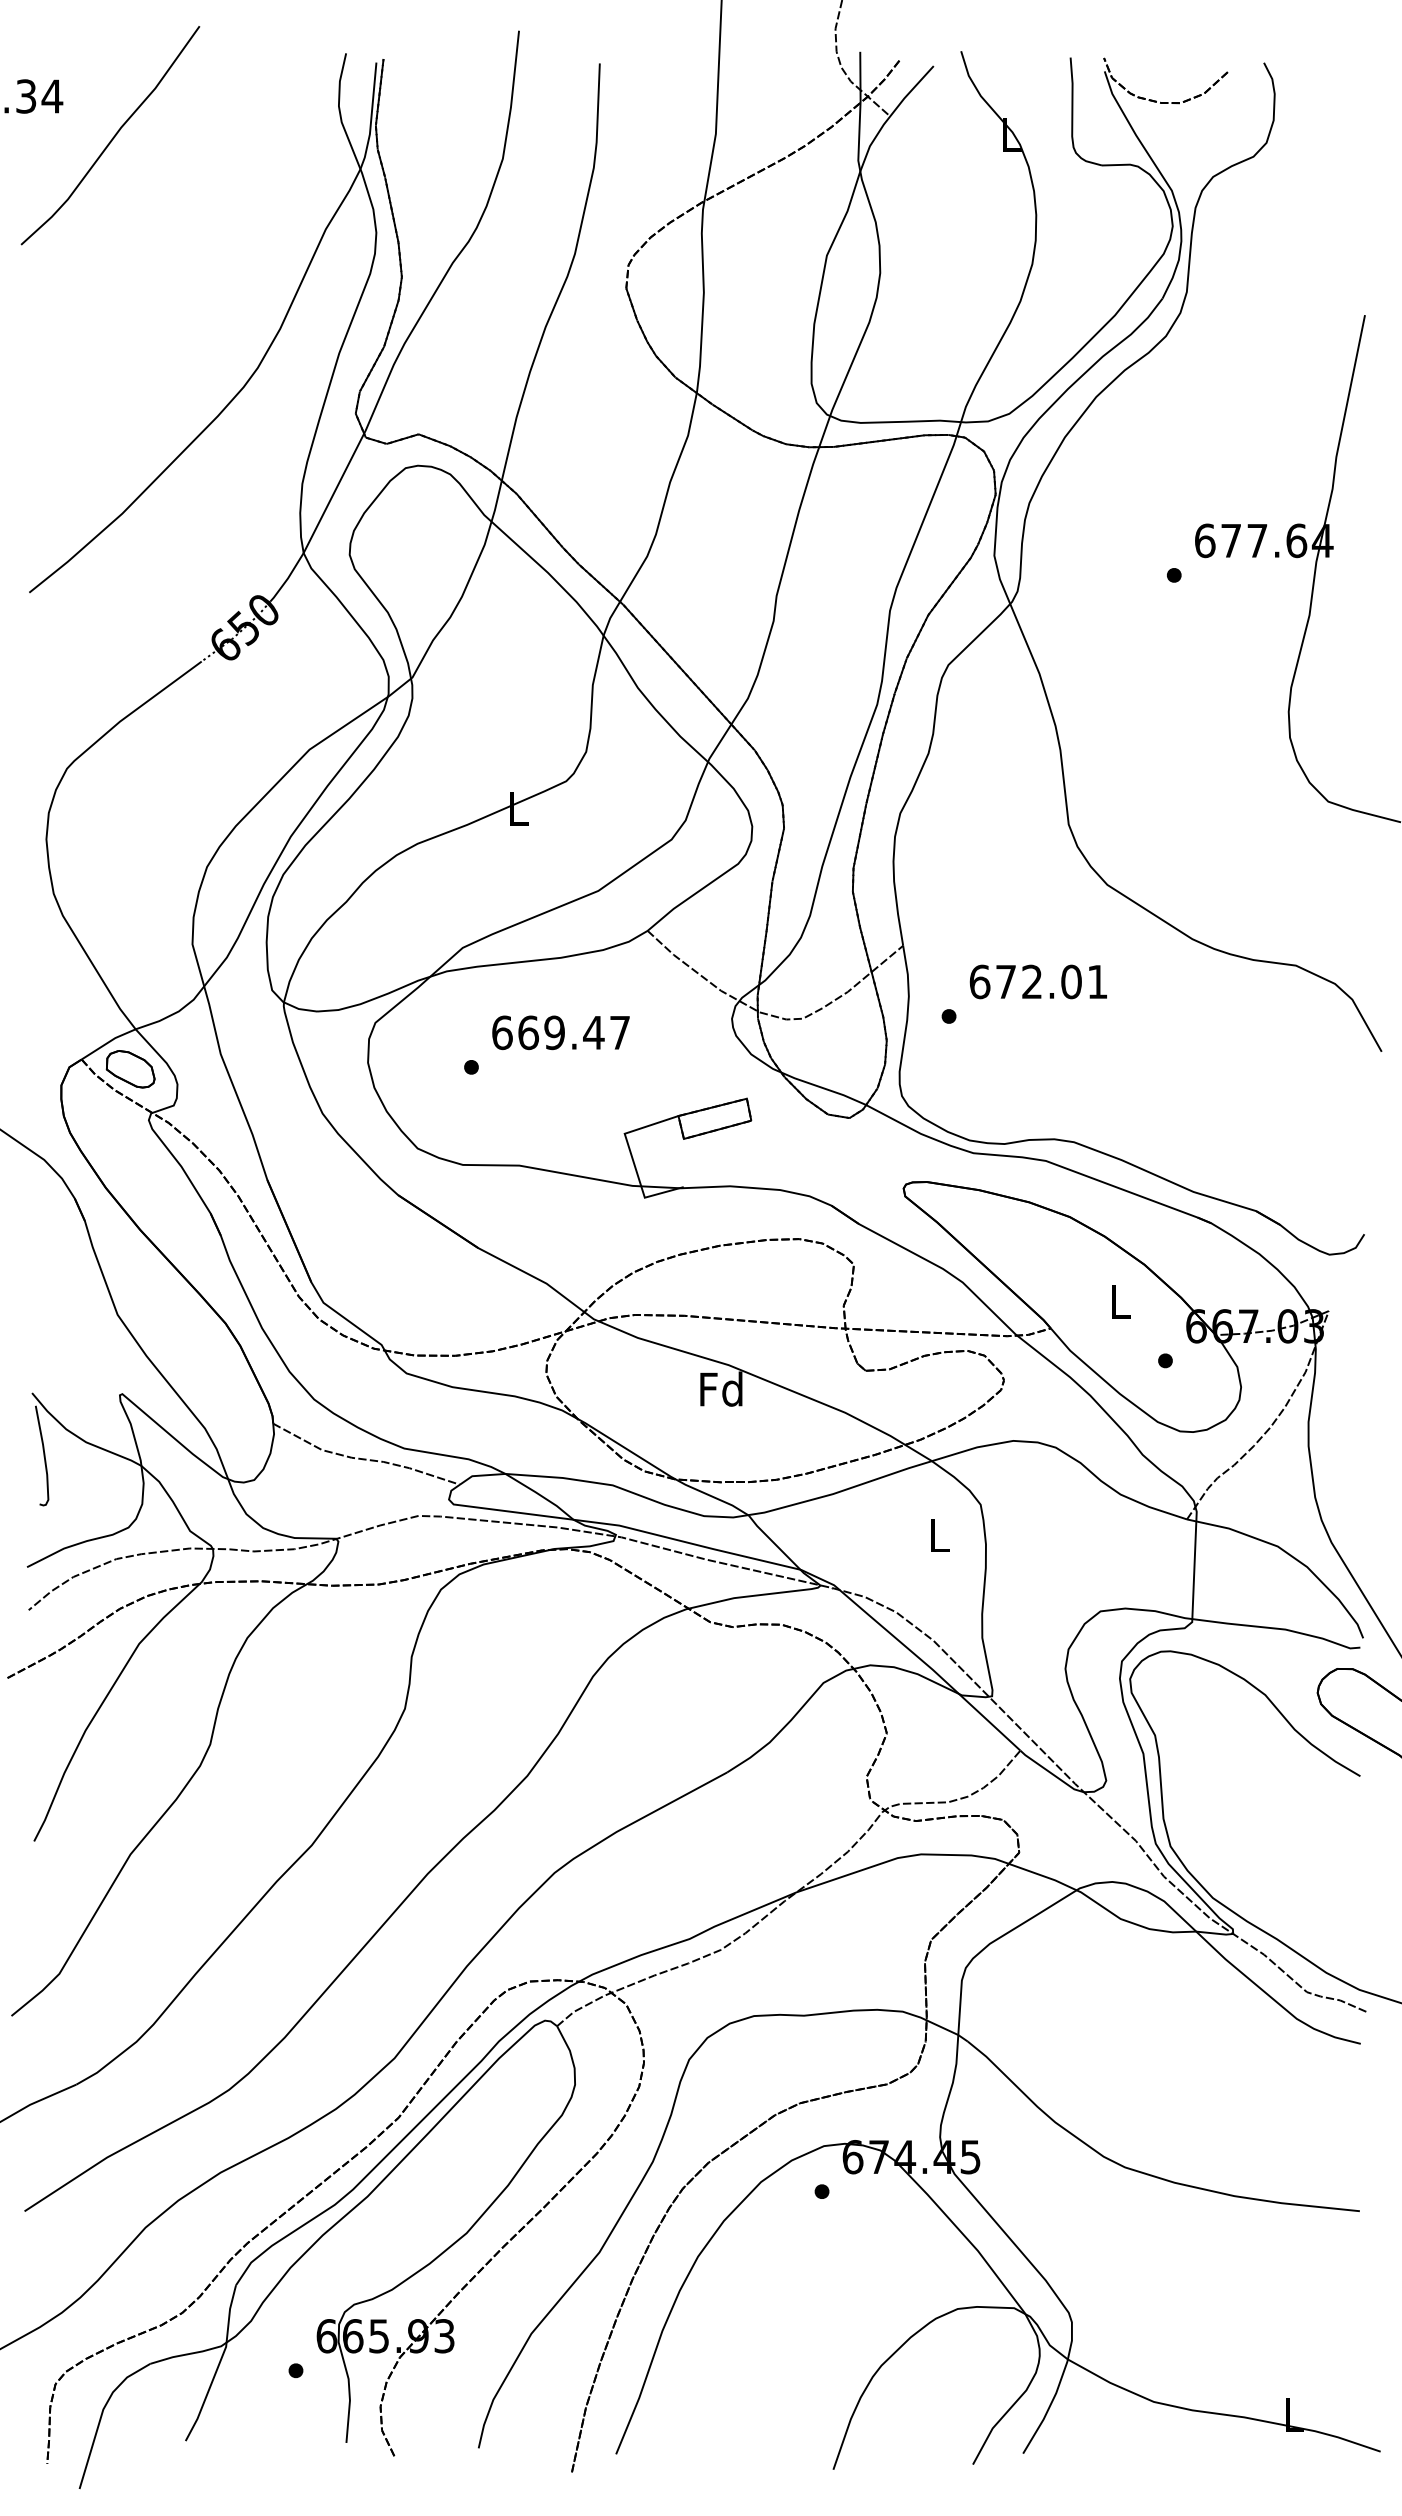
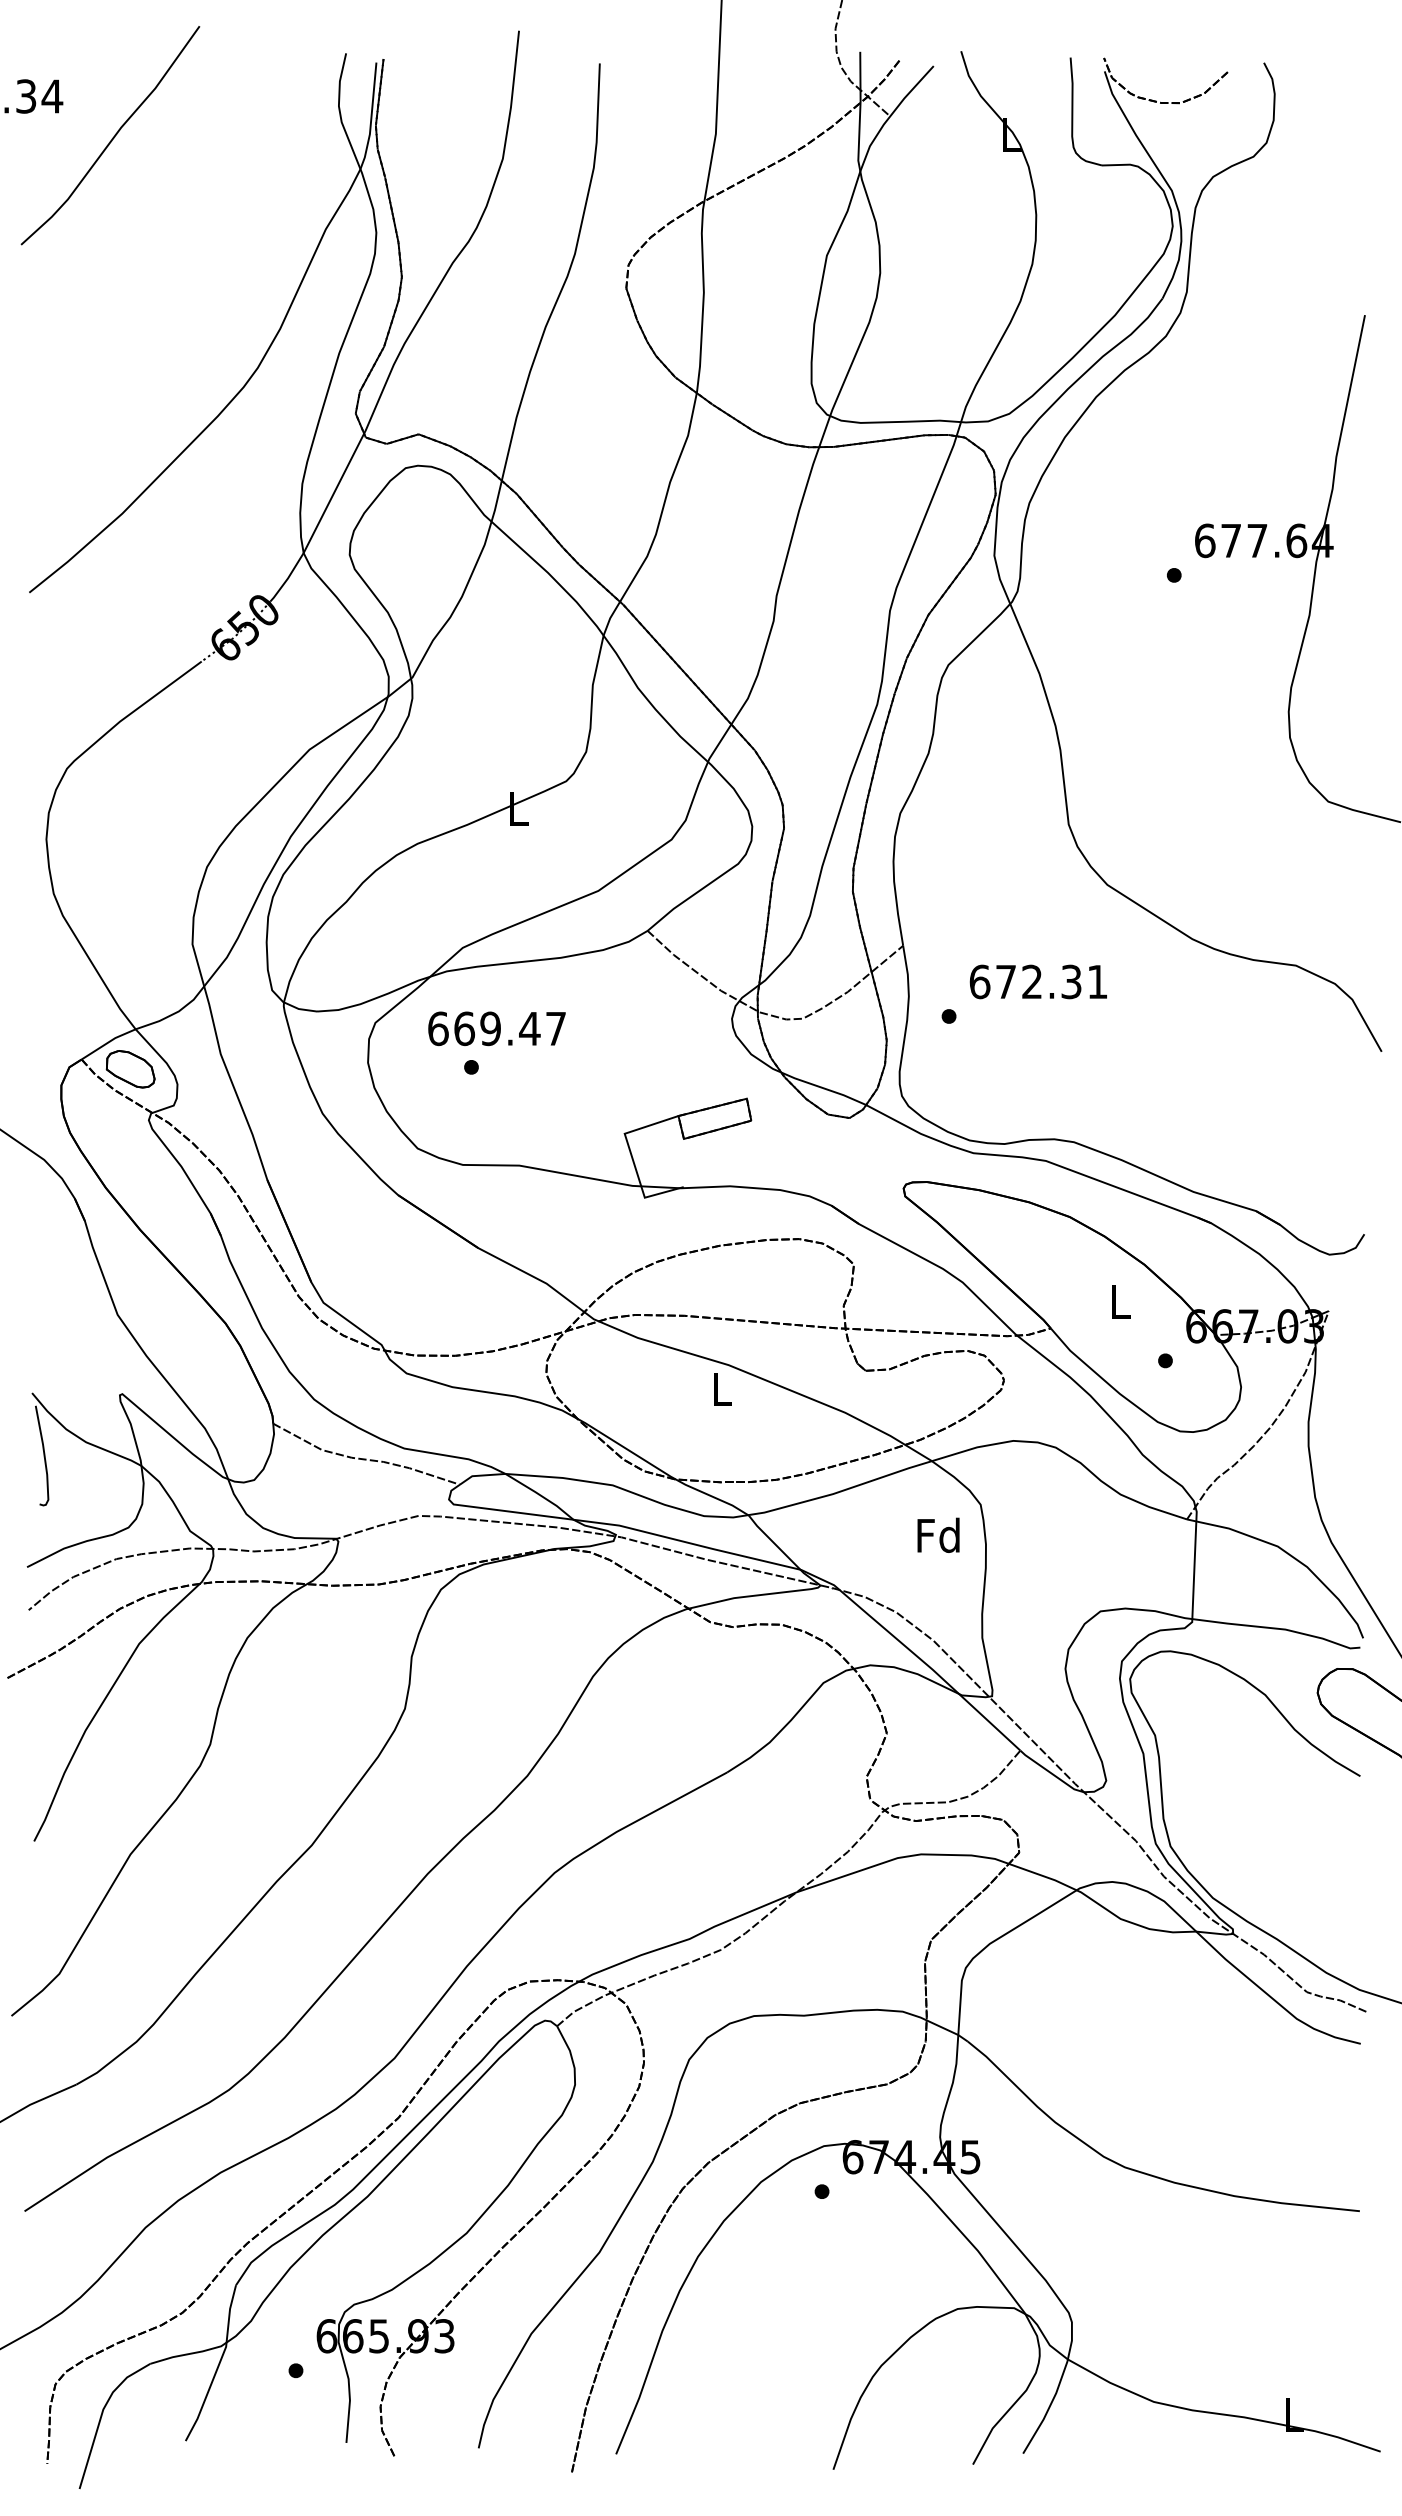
text: 672.01 -> 672.31 (1071, 981)
text position: (560, 1032) -> (496, 1028) (496, 1028)
text: Fd -> L (721, 1388)
text: L -> Fd (938, 1534)
